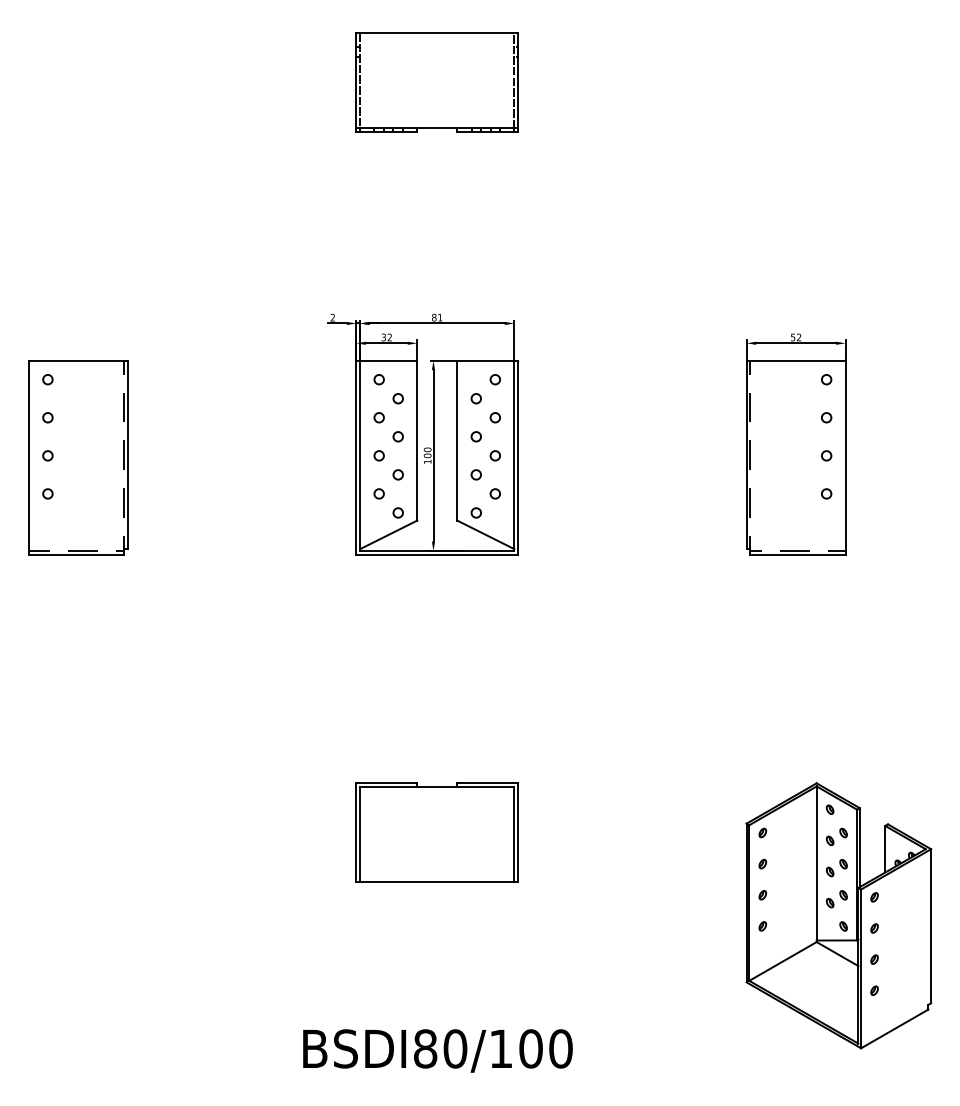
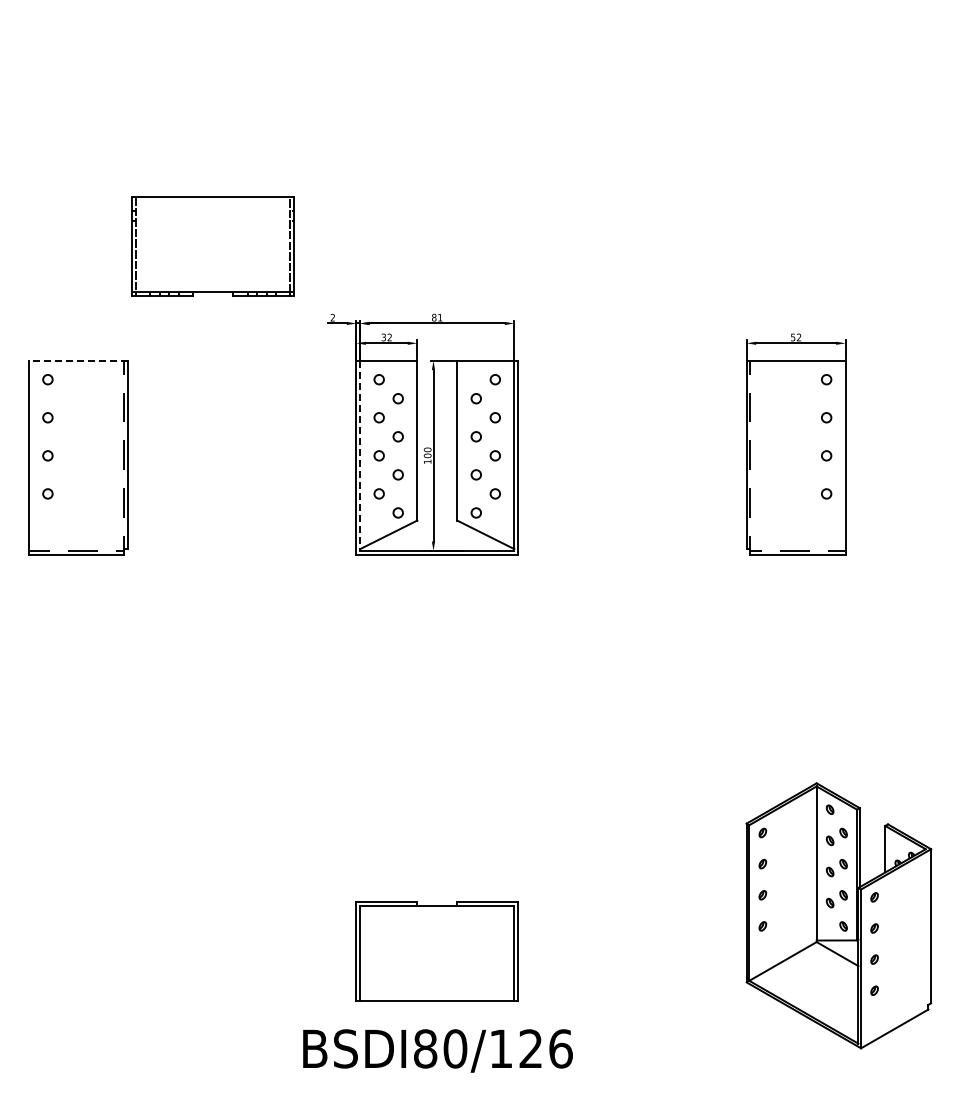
part position: (436, 82) -> (212, 246) (212, 246)
line: solid -> dashed (78, 360)
line: solid -> dashed (360, 456)
part position: (436, 832) -> (436, 951) (436, 951)
text: BSDI80/100 -> BSDI80/126 (545, 1048)
